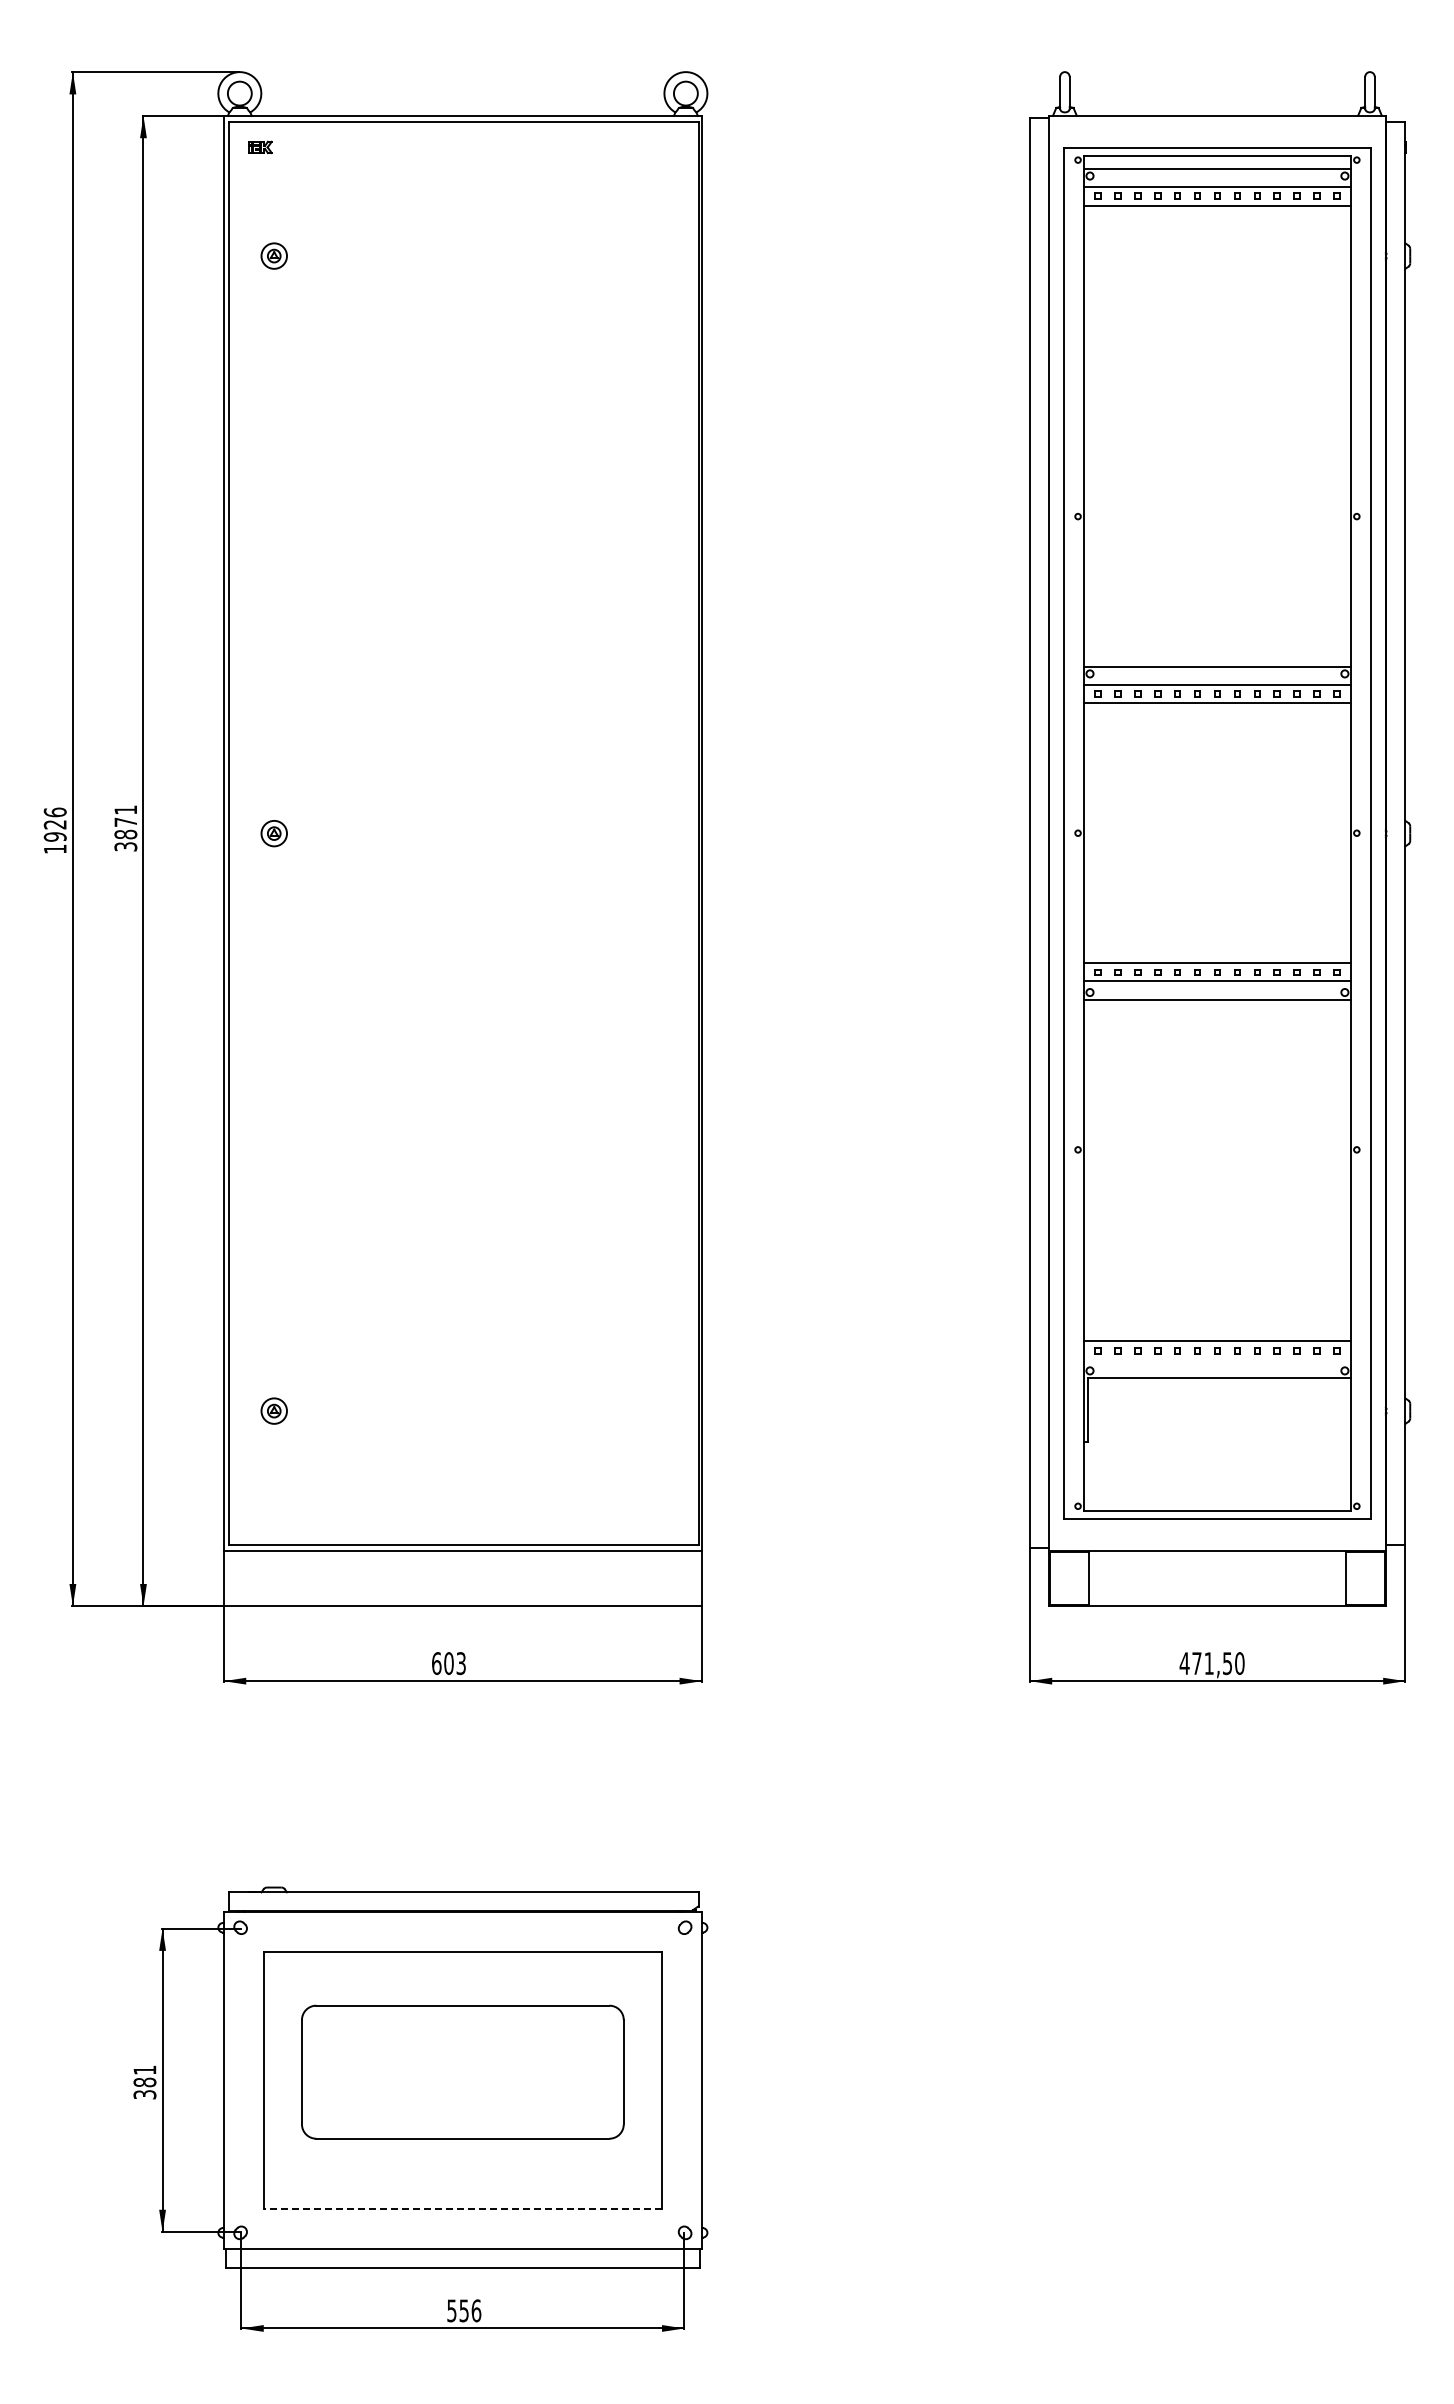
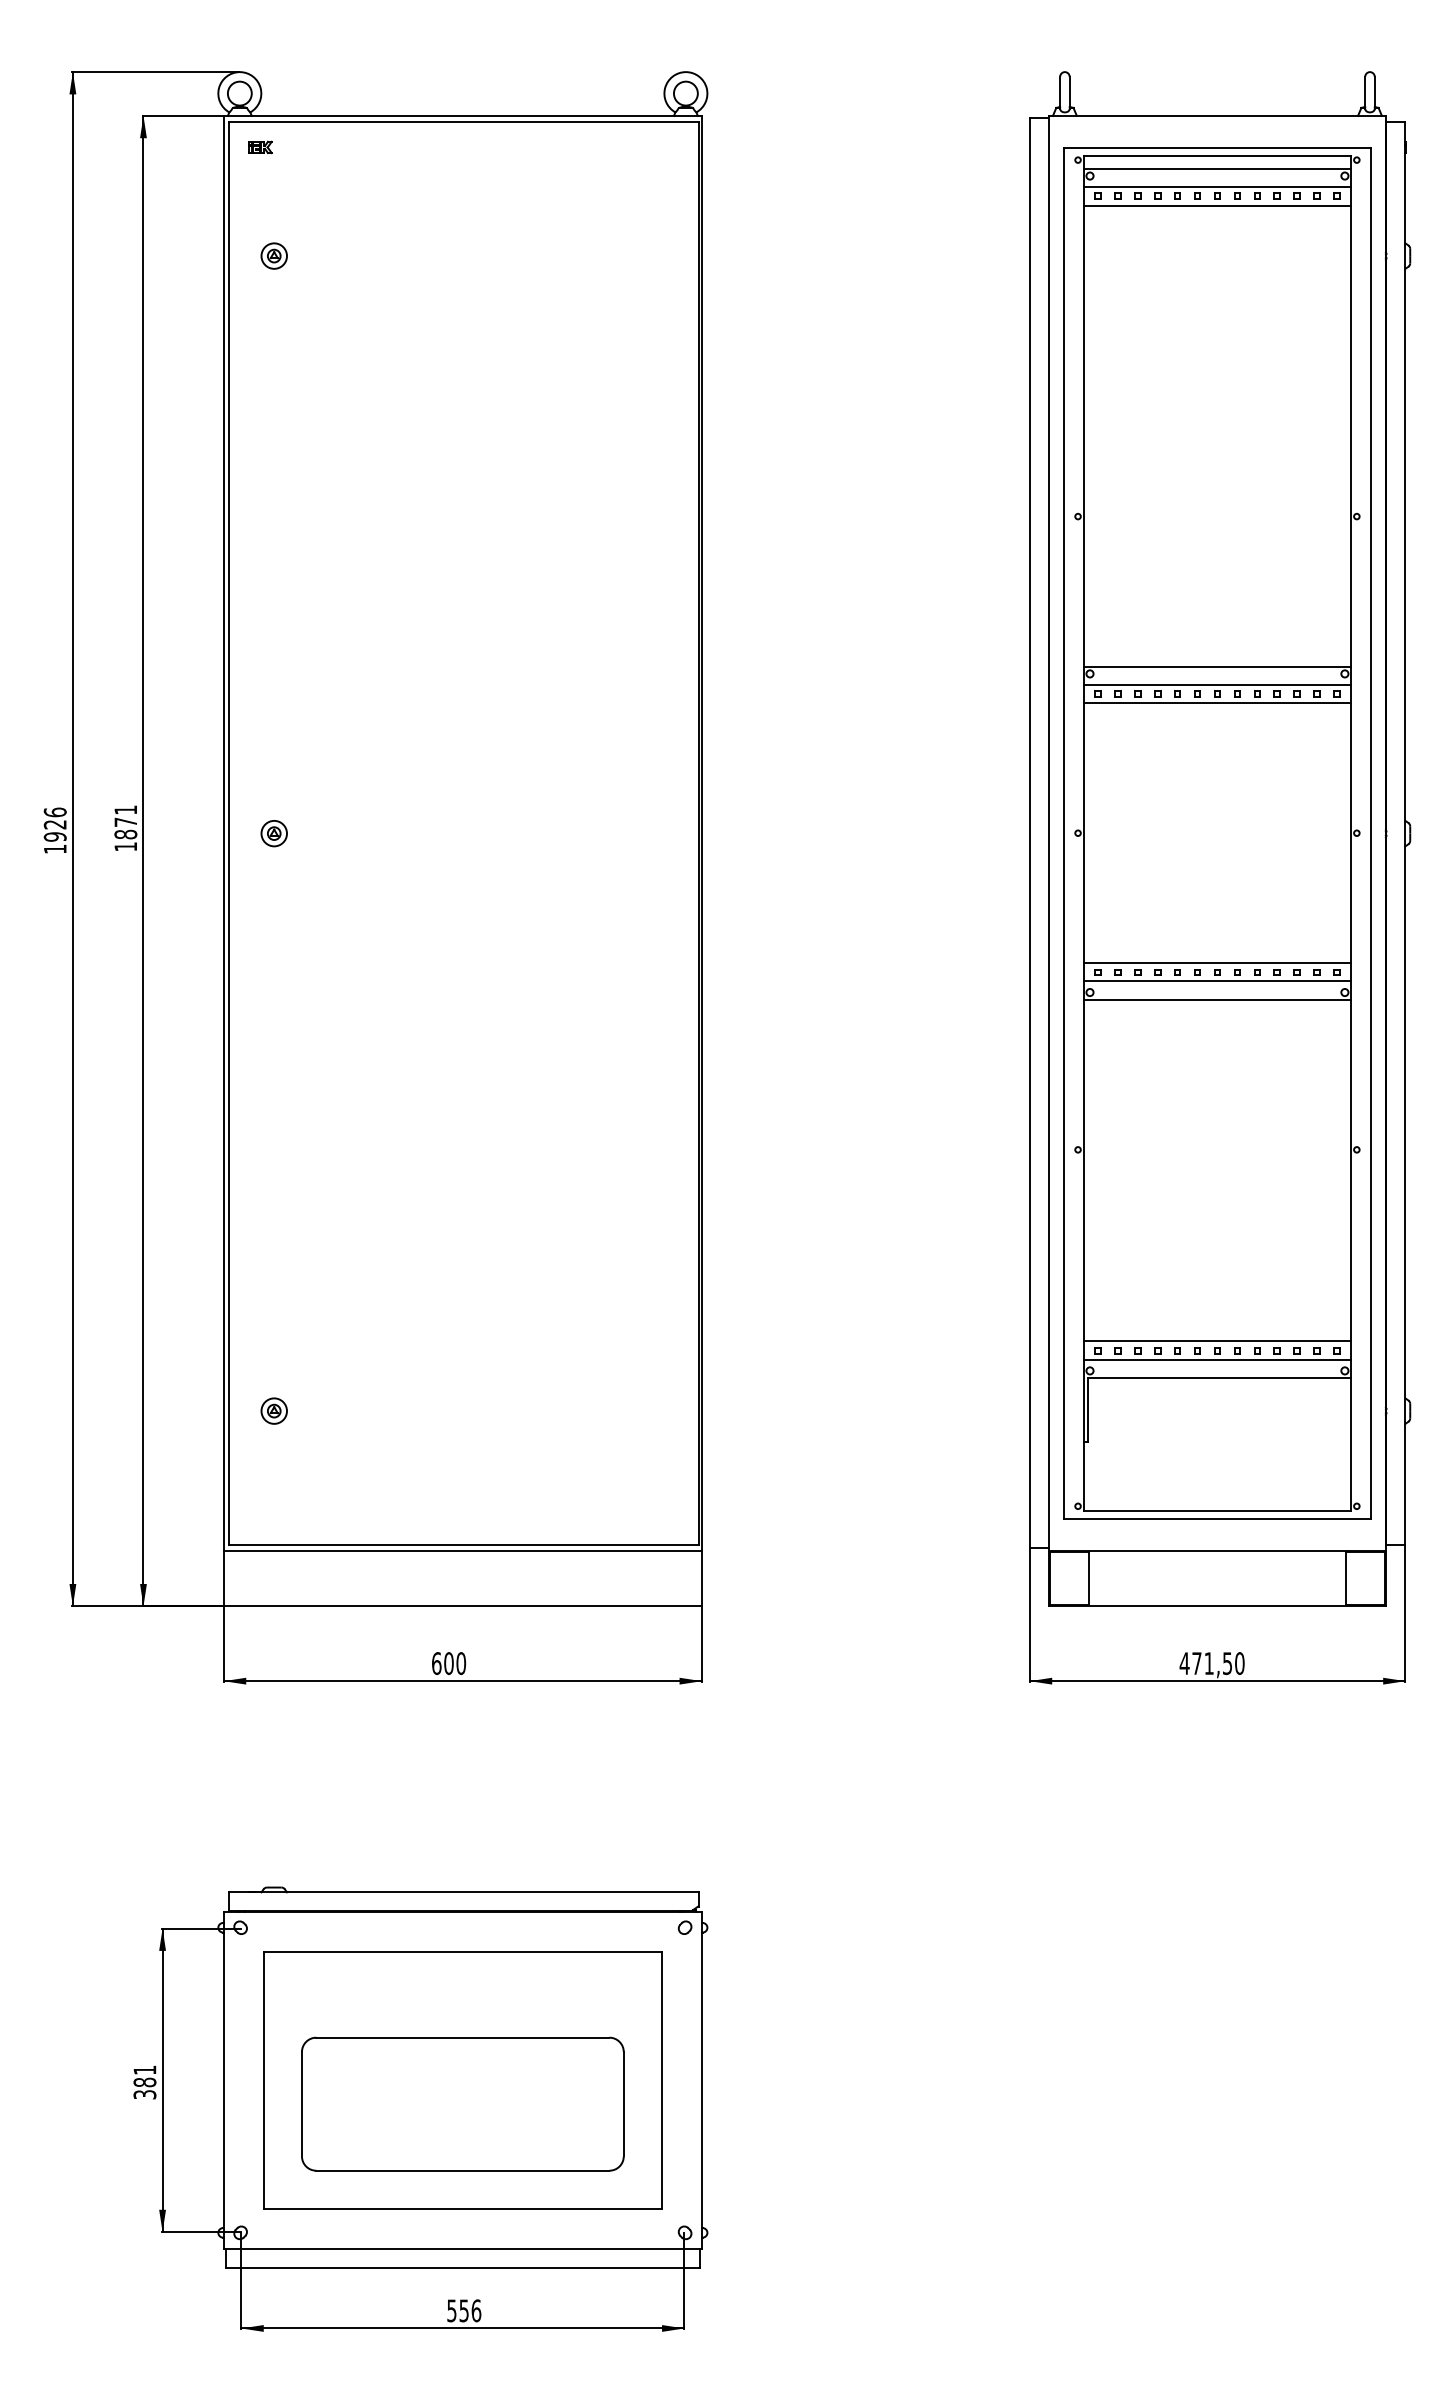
text: 3871 -> 1871 (125, 846)
line: none -> present (1217, 1359)
text: 603 -> 600 (461, 1663)
part position: (462, 2071) -> (462, 2103) (462, 2103)
line: dashed -> solid (462, 2208)
